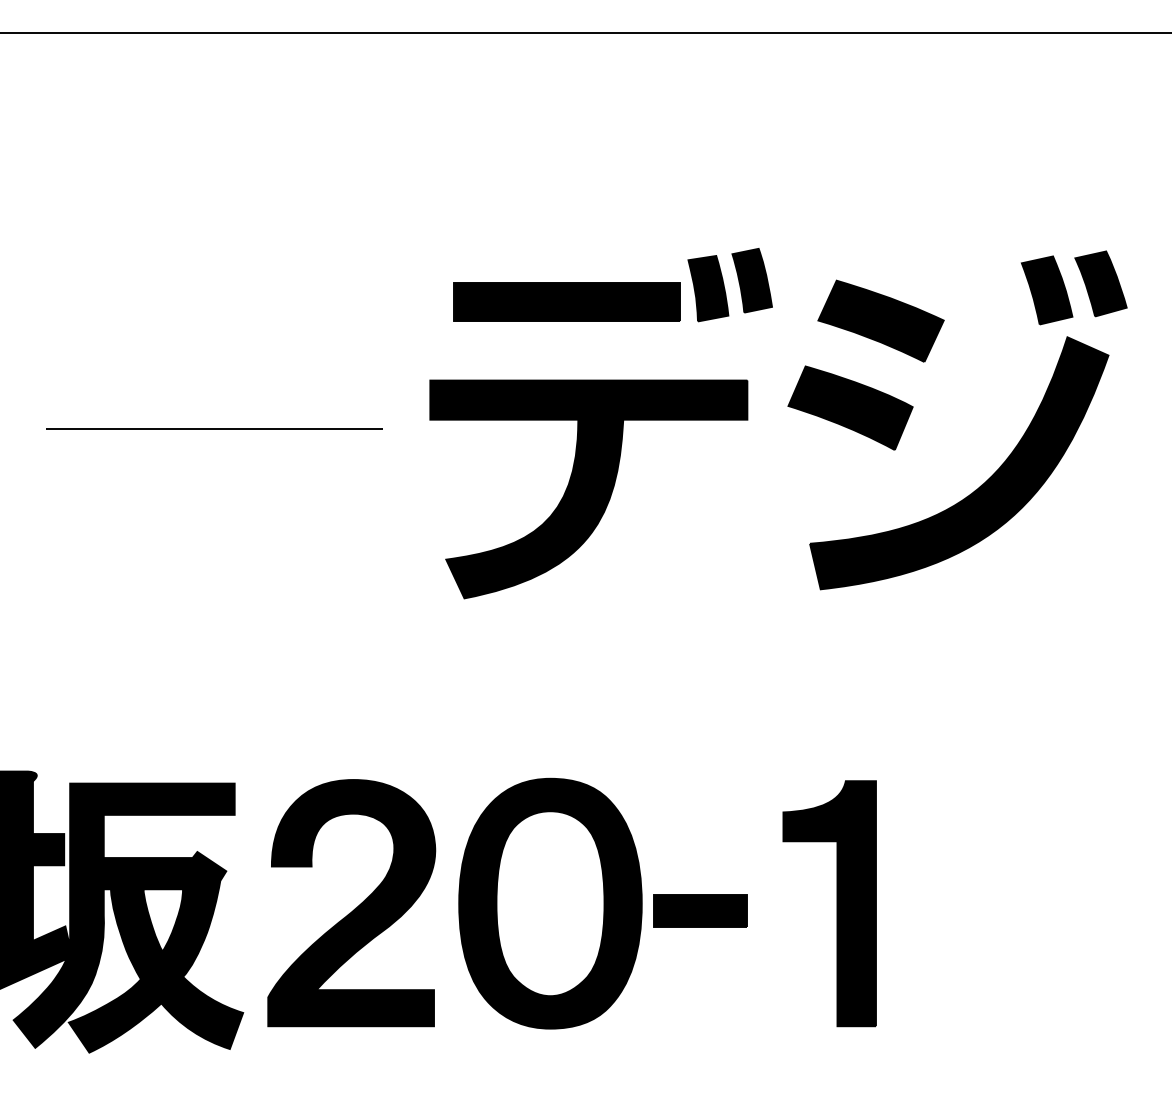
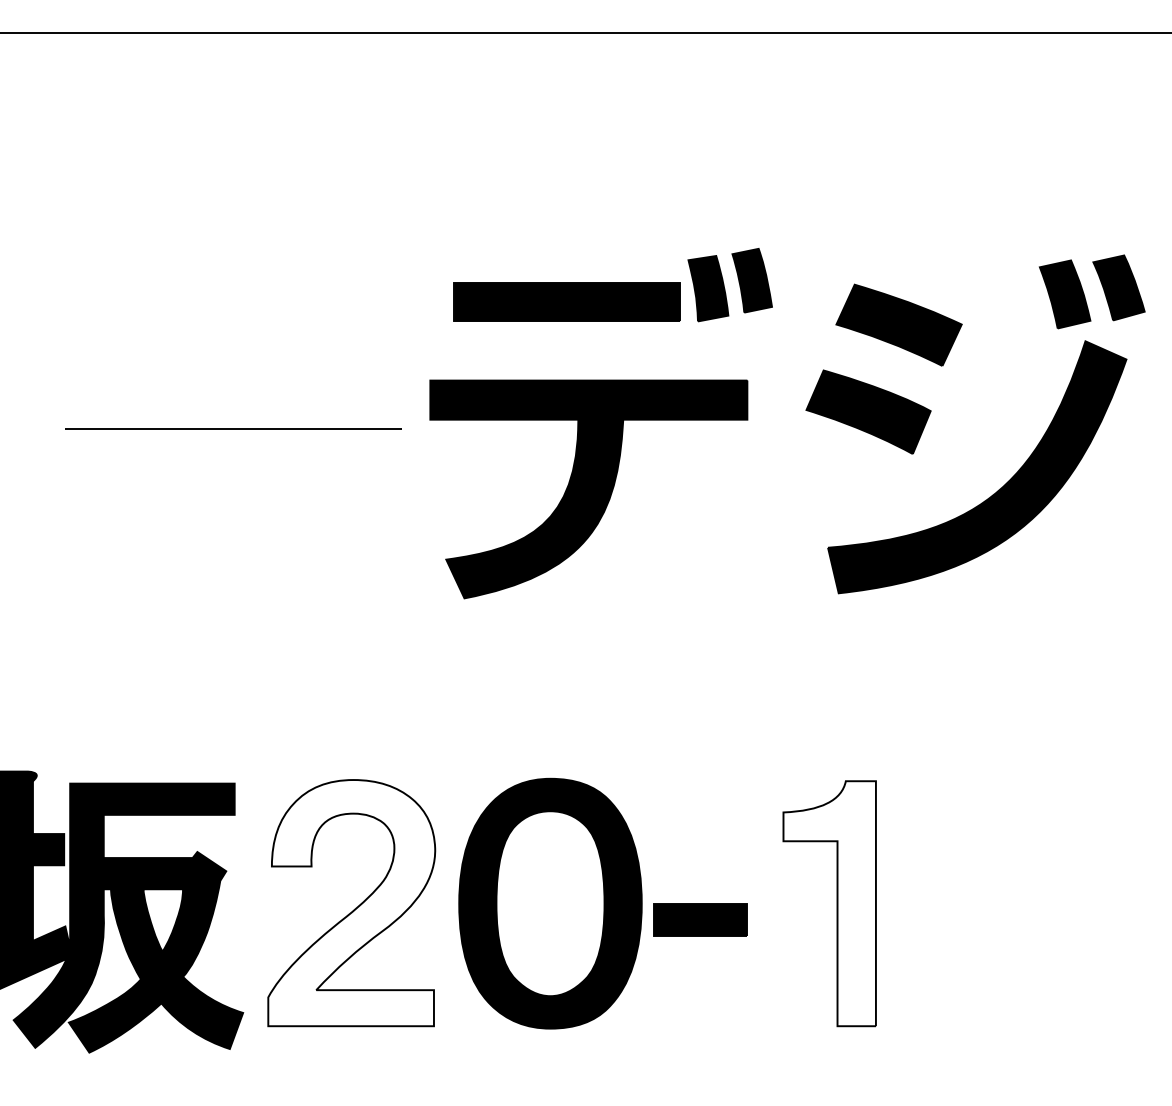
part position: (913, 408) -> (931, 412) (931, 412)
line position: (214, 428) -> (233, 428) (233, 428)
fill: present -> none (351, 903)
fill: present -> none (829, 903)
part position: (700, 910) -> (700, 919) (700, 919)
